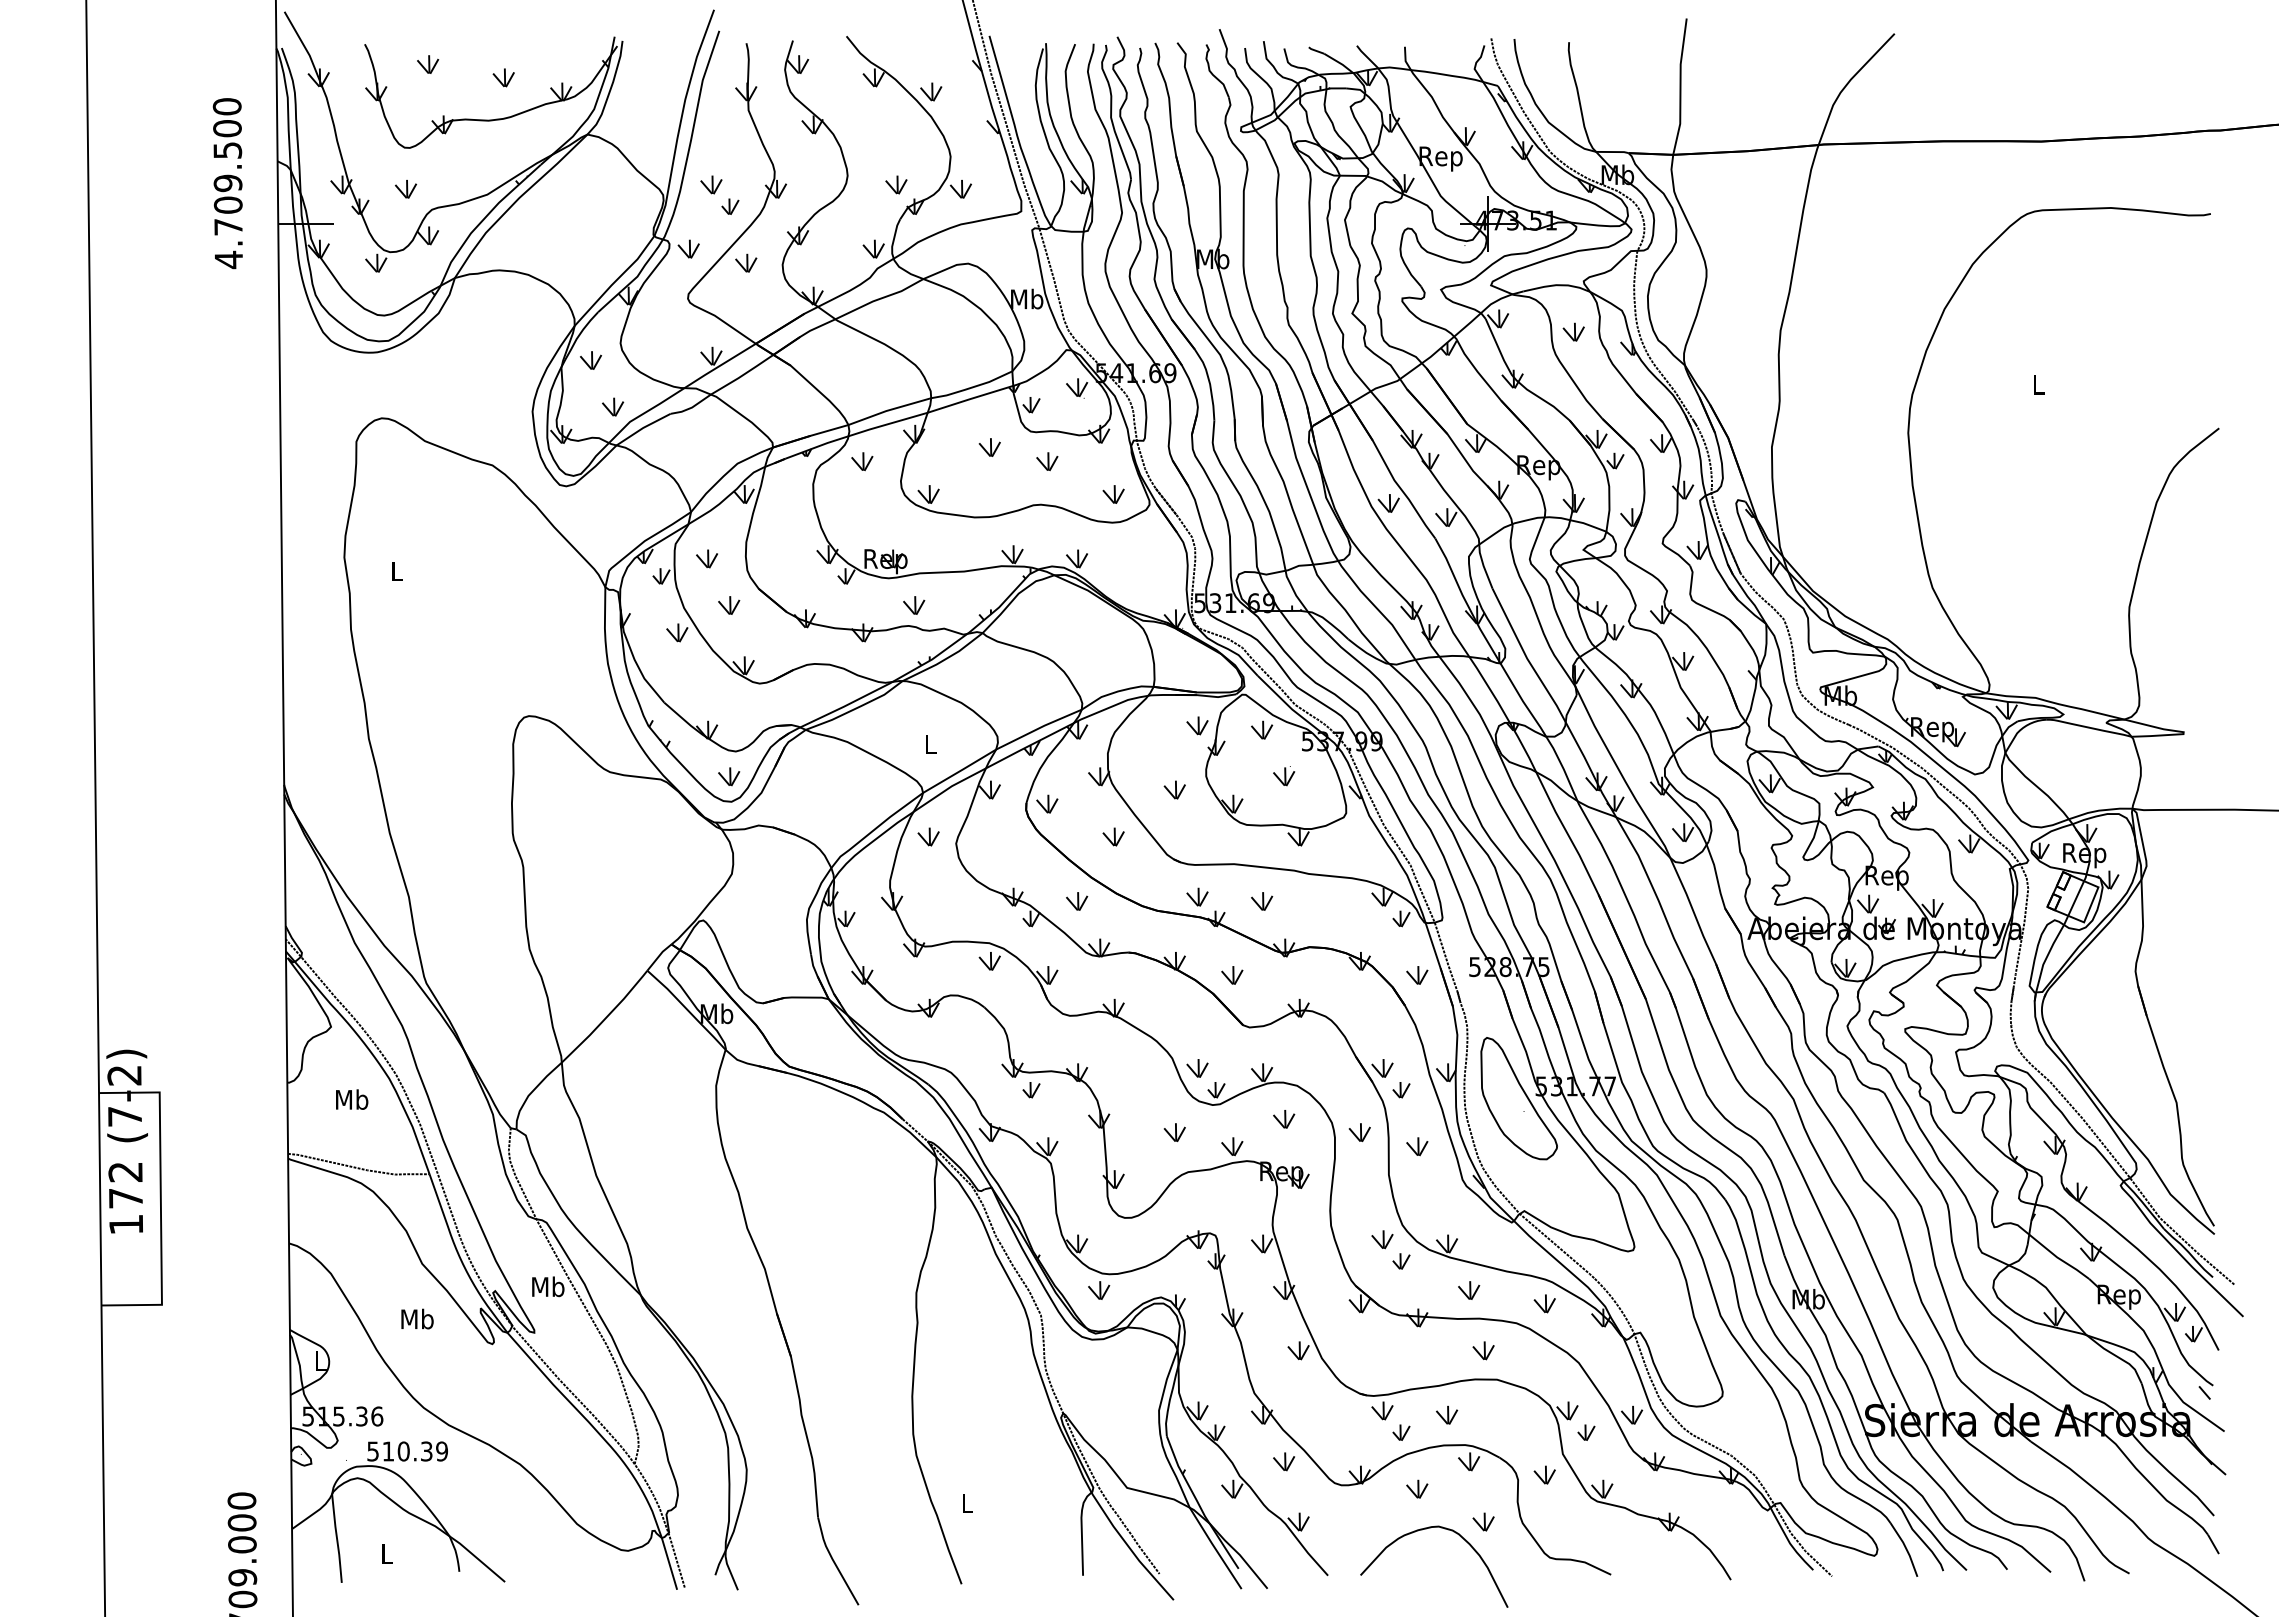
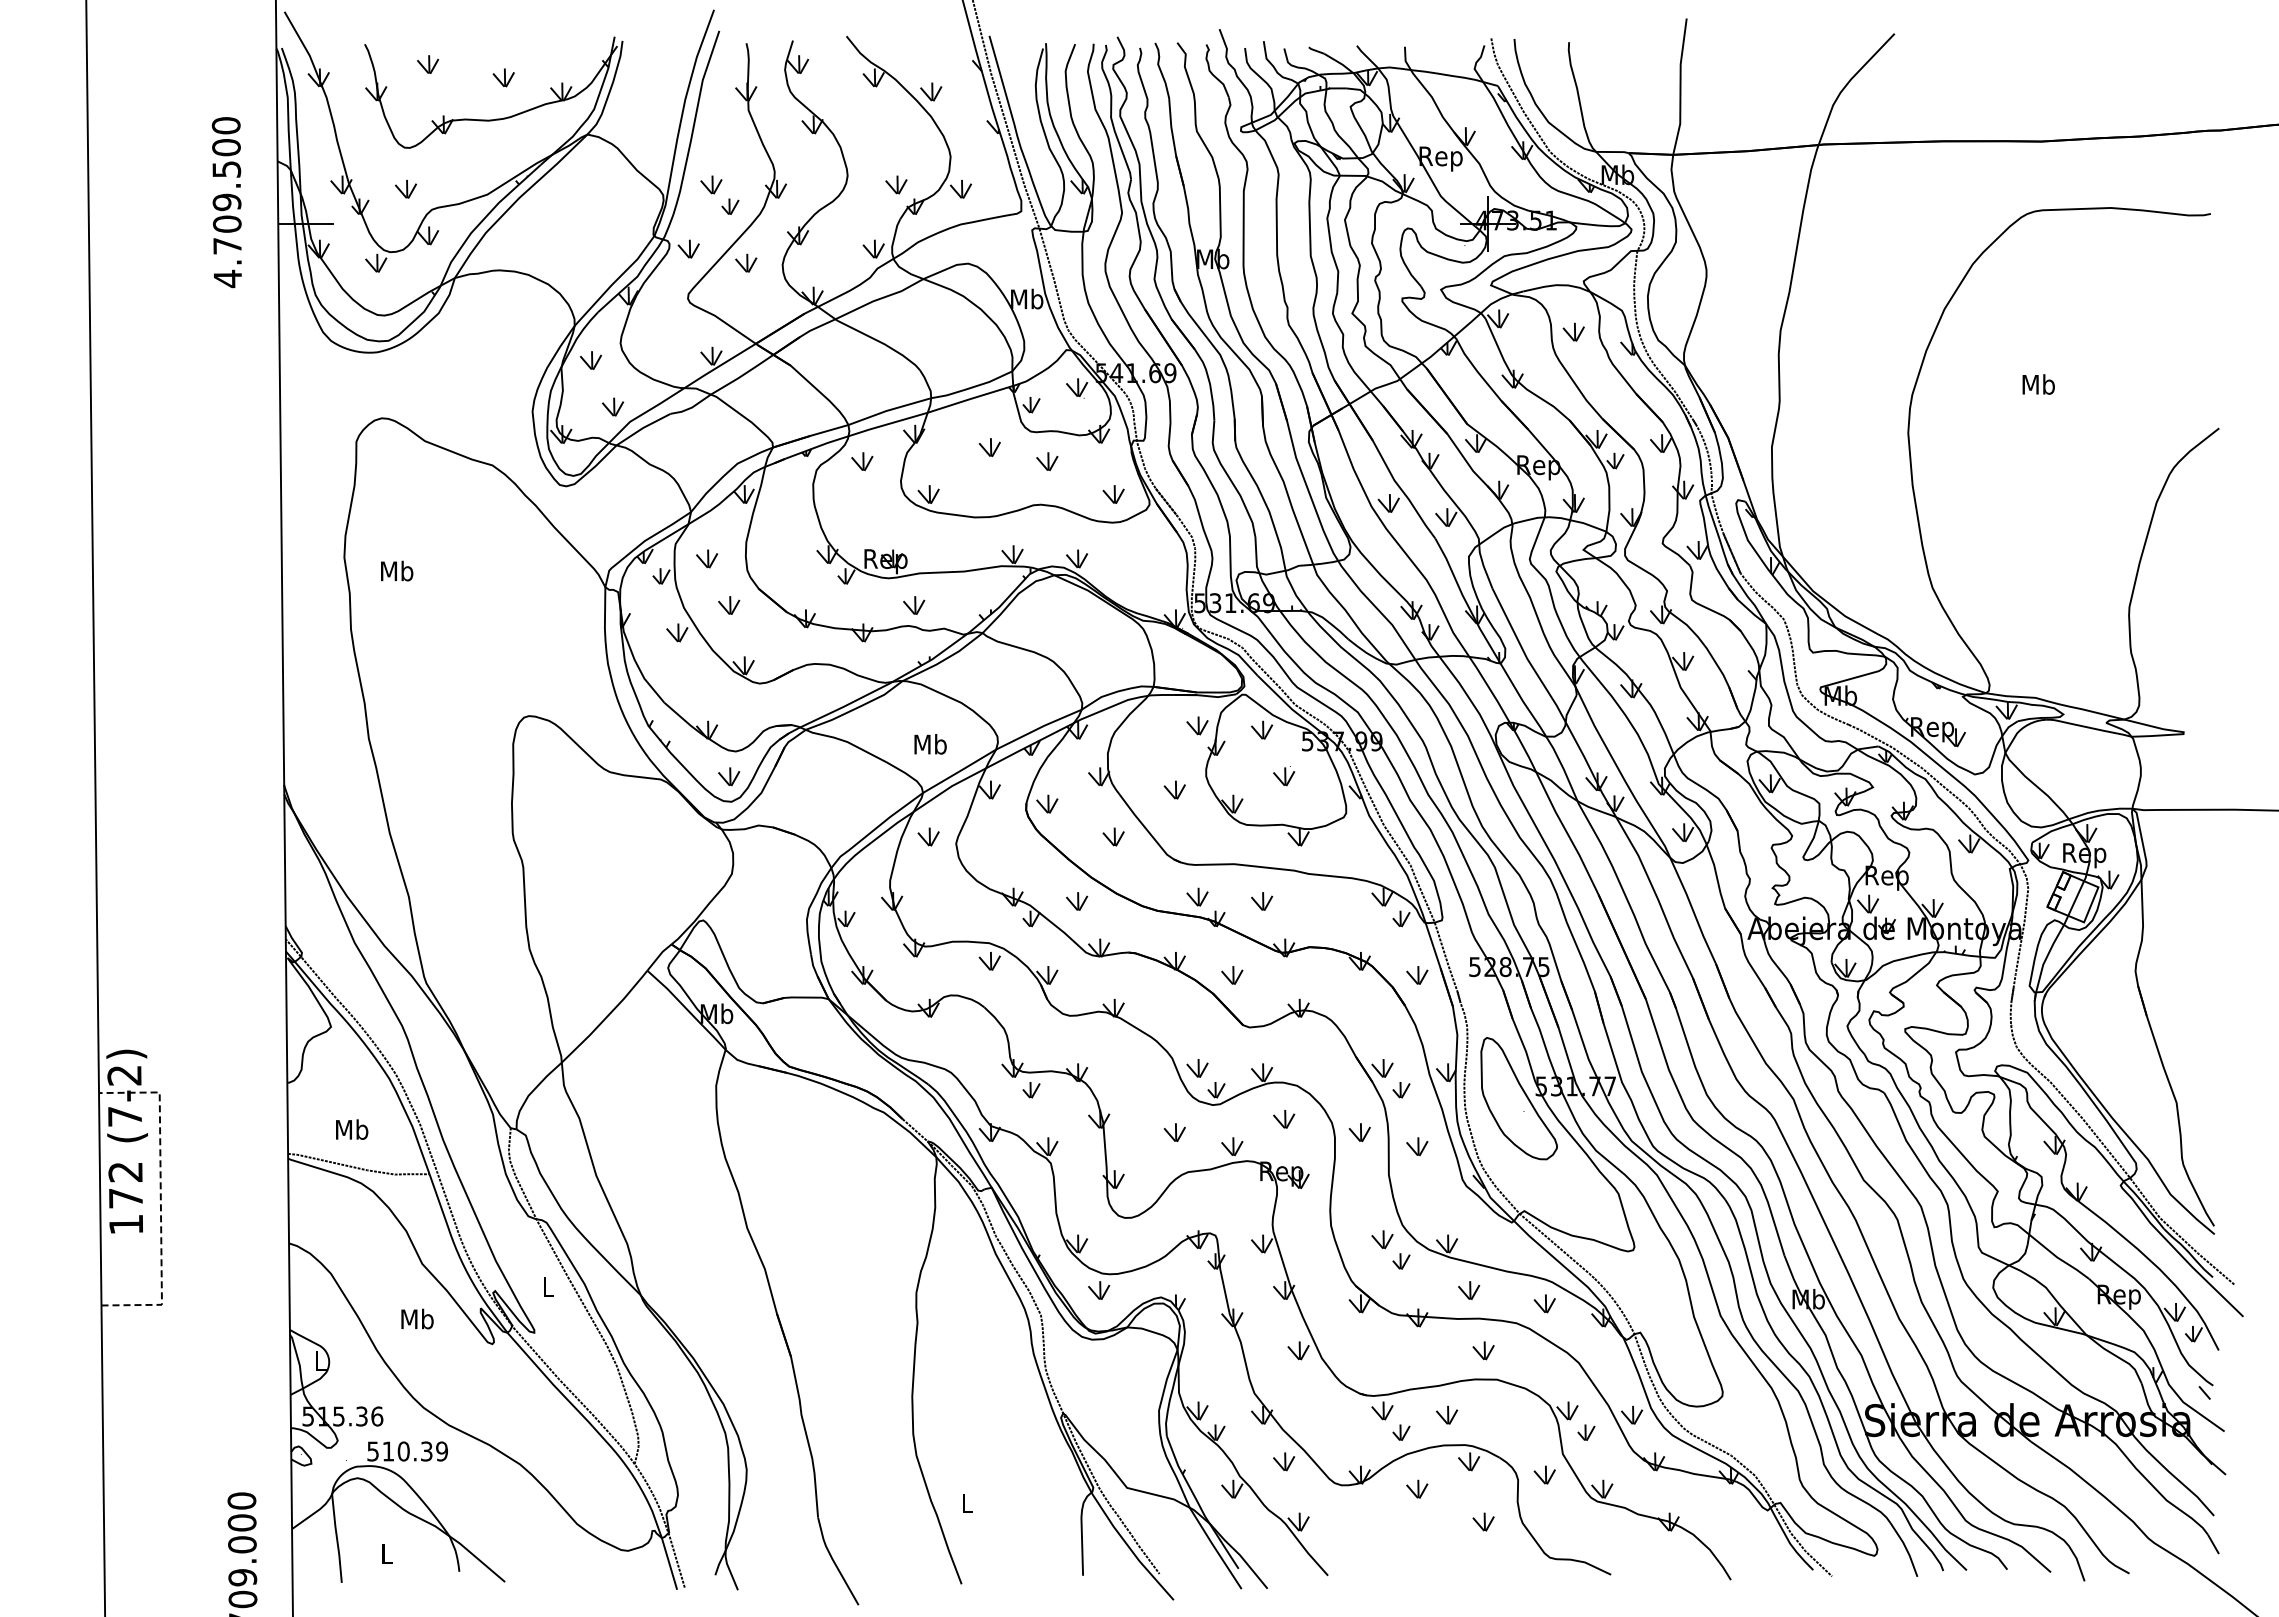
text position: (227, 183) -> (226, 202) (226, 202)
text: L -> Mb (2038, 384)
text: L -> Mb (397, 570)
text: L -> Mb (930, 744)
text position: (352, 1099) -> (352, 1129) (352, 1129)
line: solid -> dashed (160, 1198)
text: Mb -> L (548, 1286)
curve: present -> none (1426, 1529)
